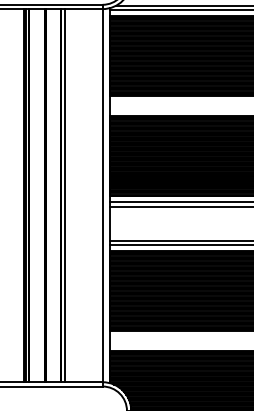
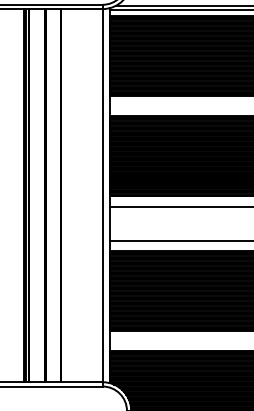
line: present -> none (64, 195)
line: present -> none (179, 202)
line: present -> none (179, 245)
